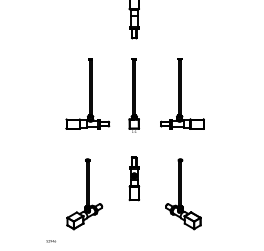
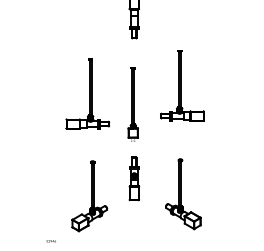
part position: (182, 93) -> (182, 85) (182, 85)
part position: (133, 95) -> (132, 104) (132, 104)
part position: (84, 194) -> (89, 196) (89, 196)
